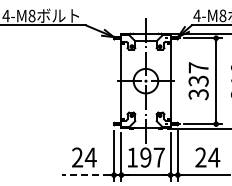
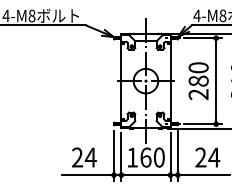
text: 337 -> 280 (198, 81)
text: 197 -> 160 (152, 157)
line: dashed -> solid (85, 175)
